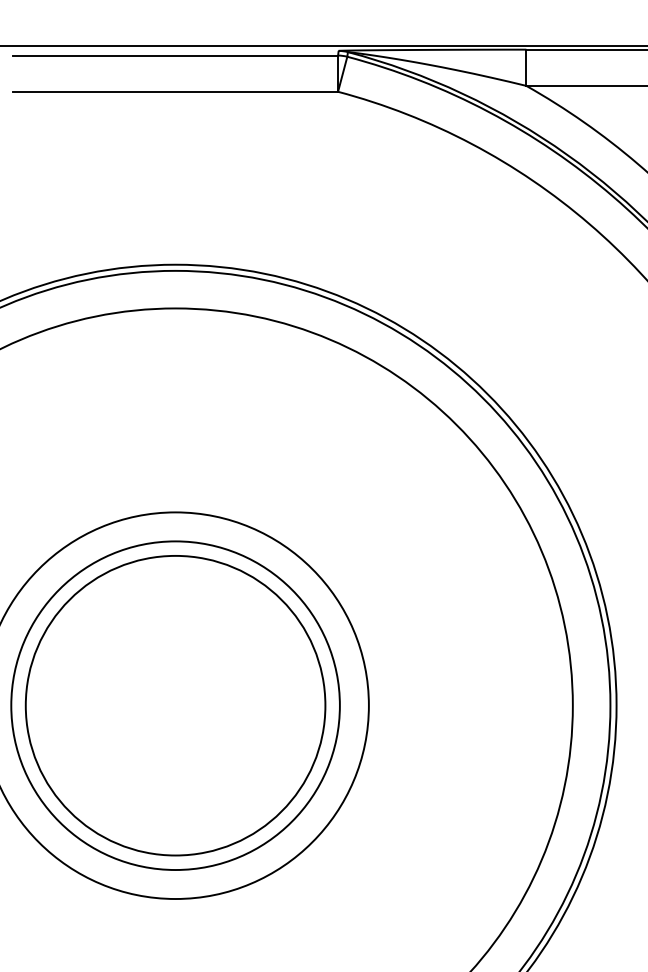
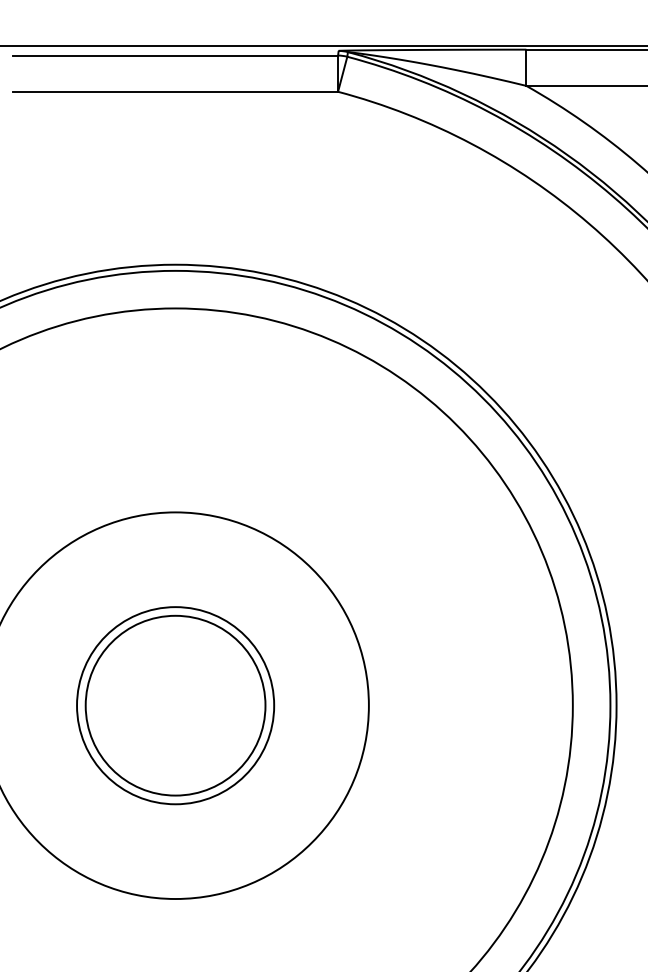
circle diameter: 300 px -> 180 px (175, 705)
circle diameter: 329 px -> 197 px (175, 705)
